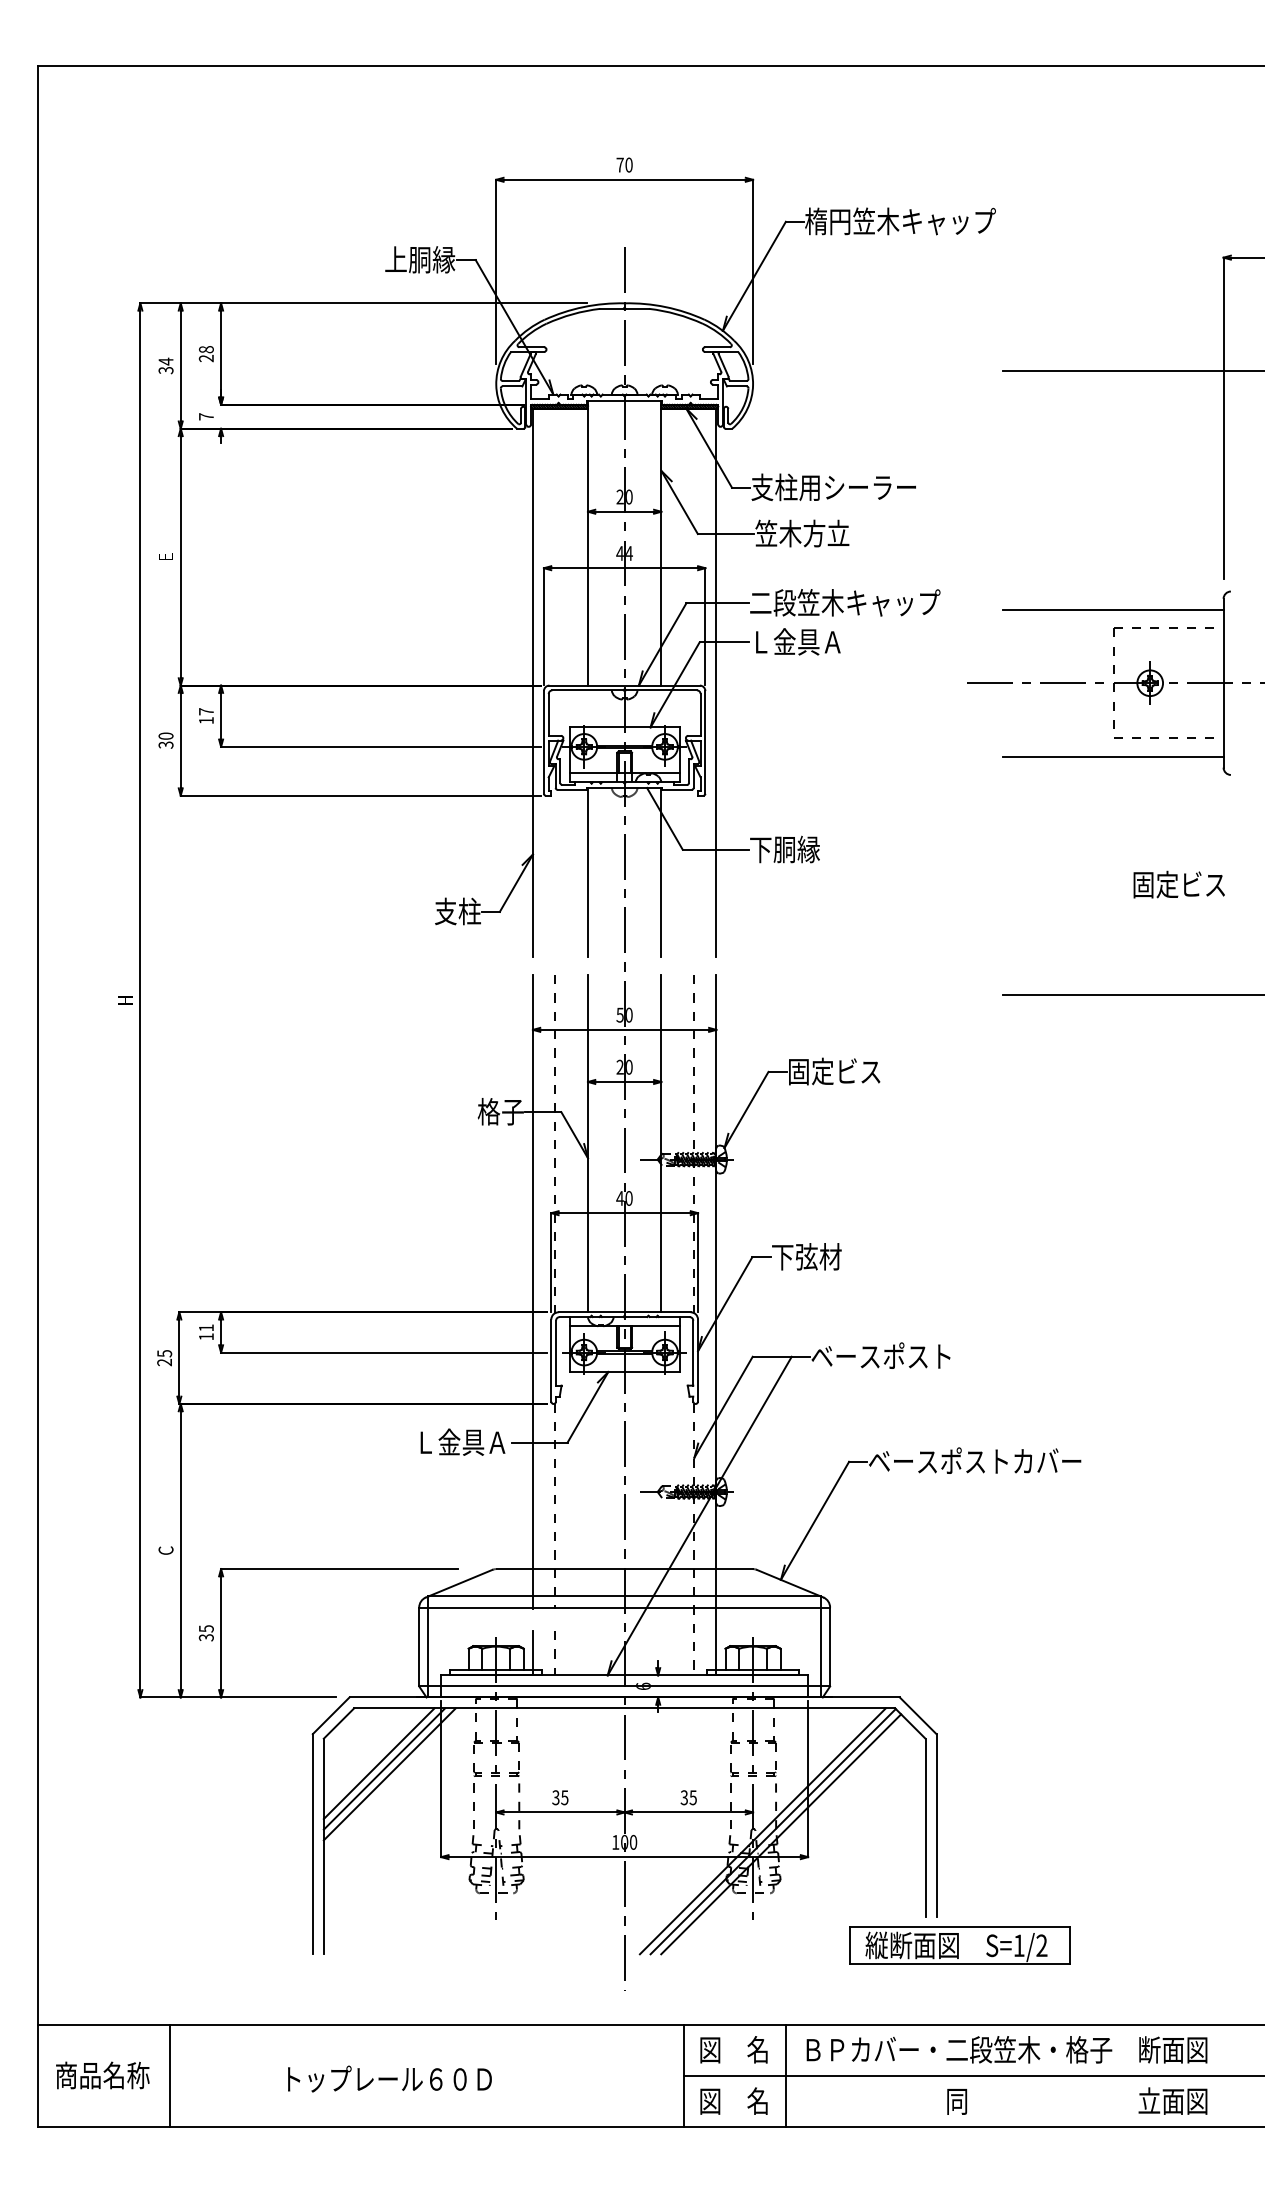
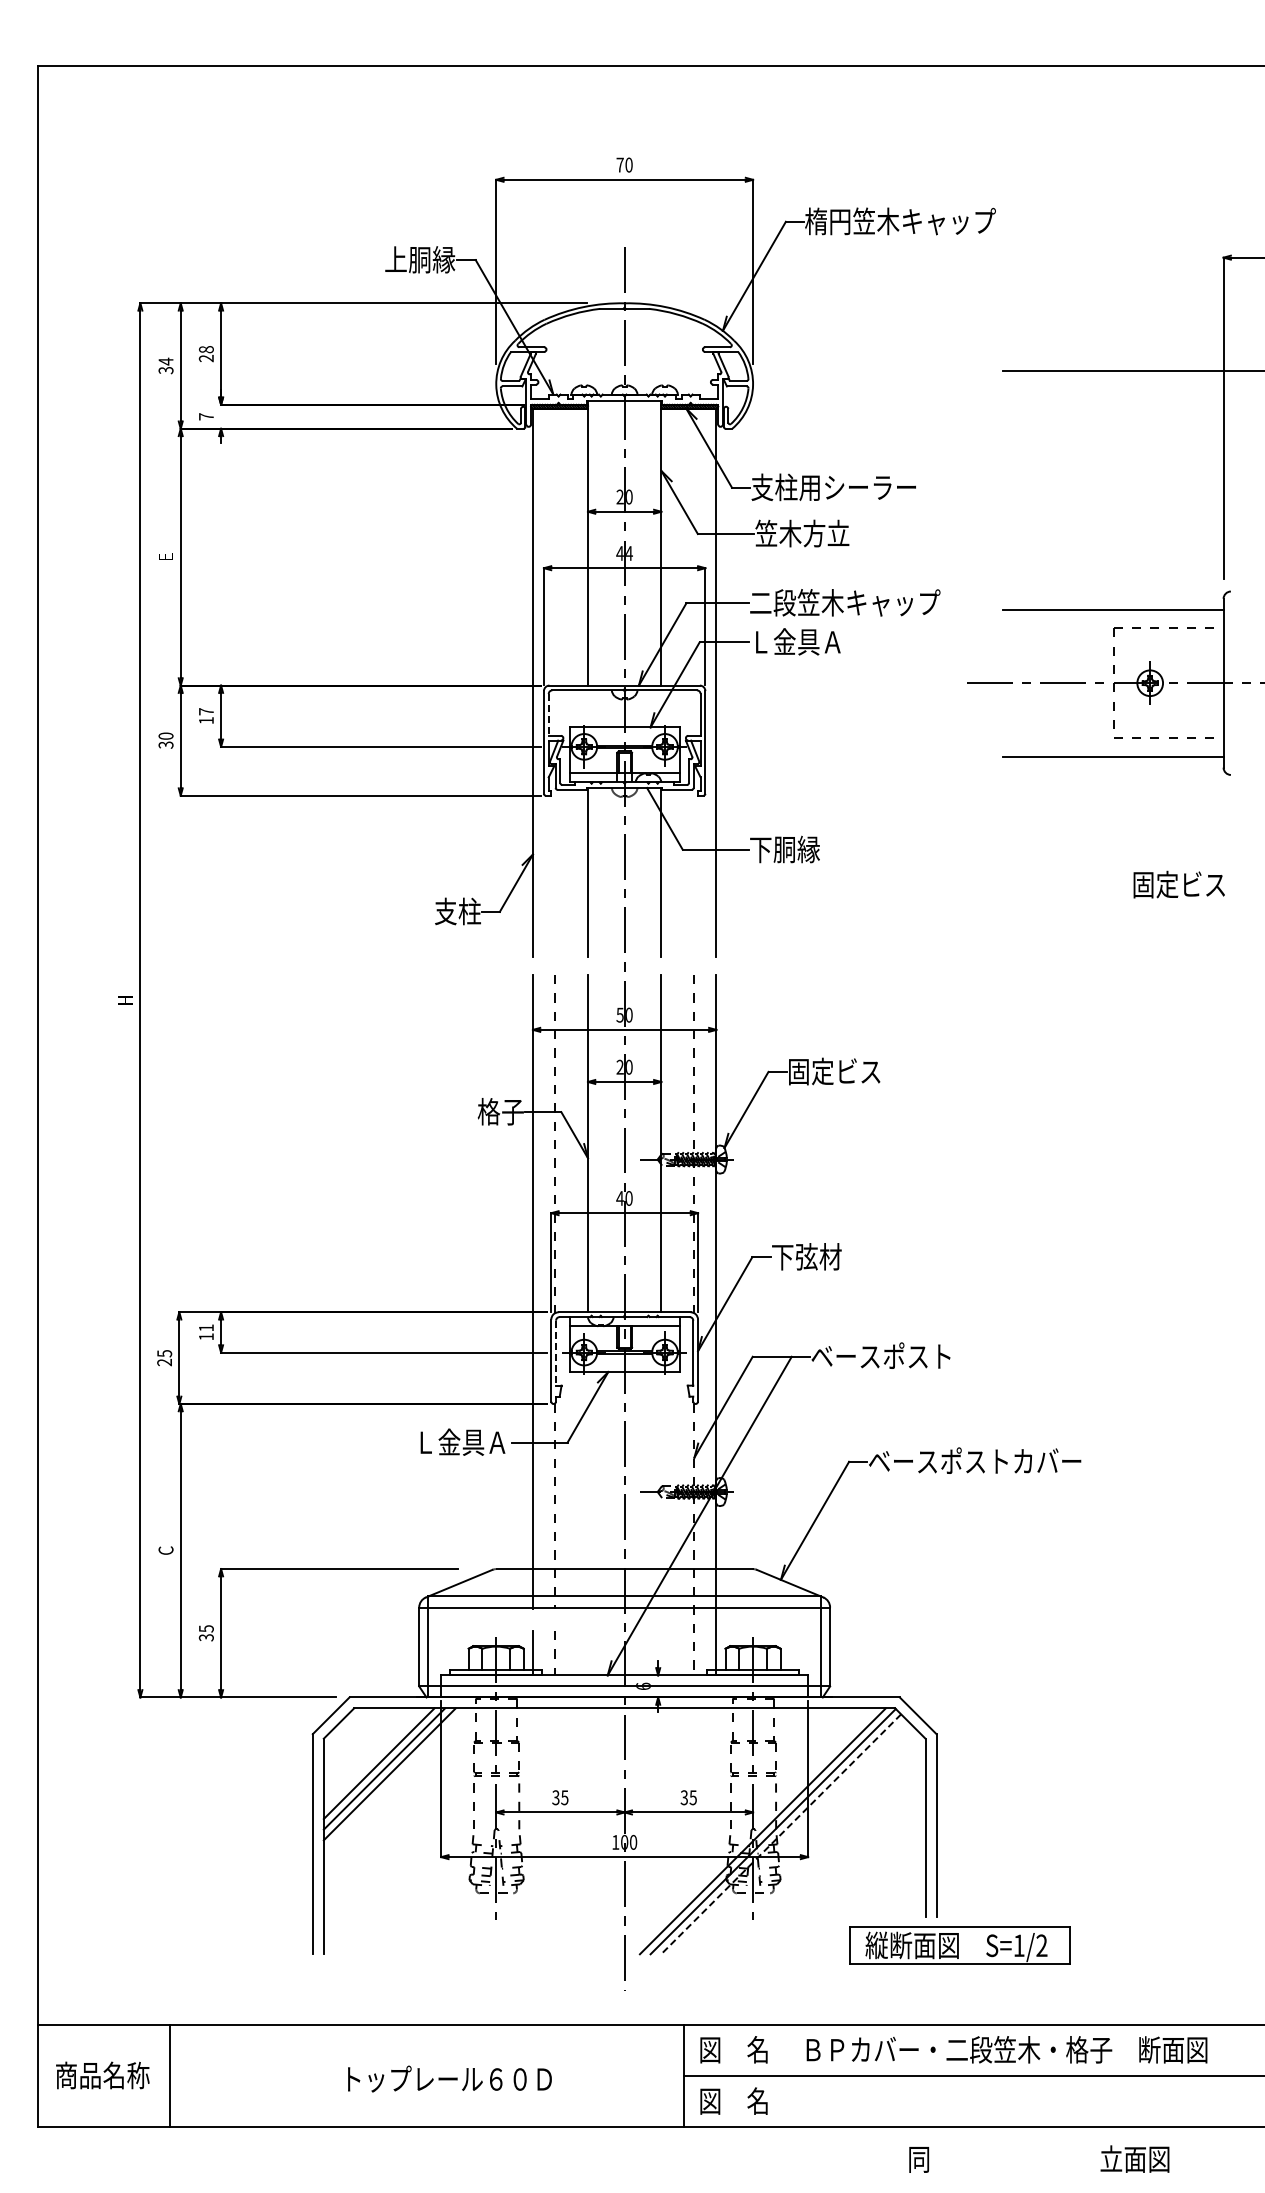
line: solid -> dashed (548, 714)
line: present -> none (1132, 995)
line: solid -> dashed (556, 1353)
line: solid -> dashed (781, 1834)
line: present -> none (786, 2075)
text position: (389, 2078) -> (449, 2078) (449, 2078)
text position: (1077, 2100) -> (1039, 2158) (1039, 2158)
